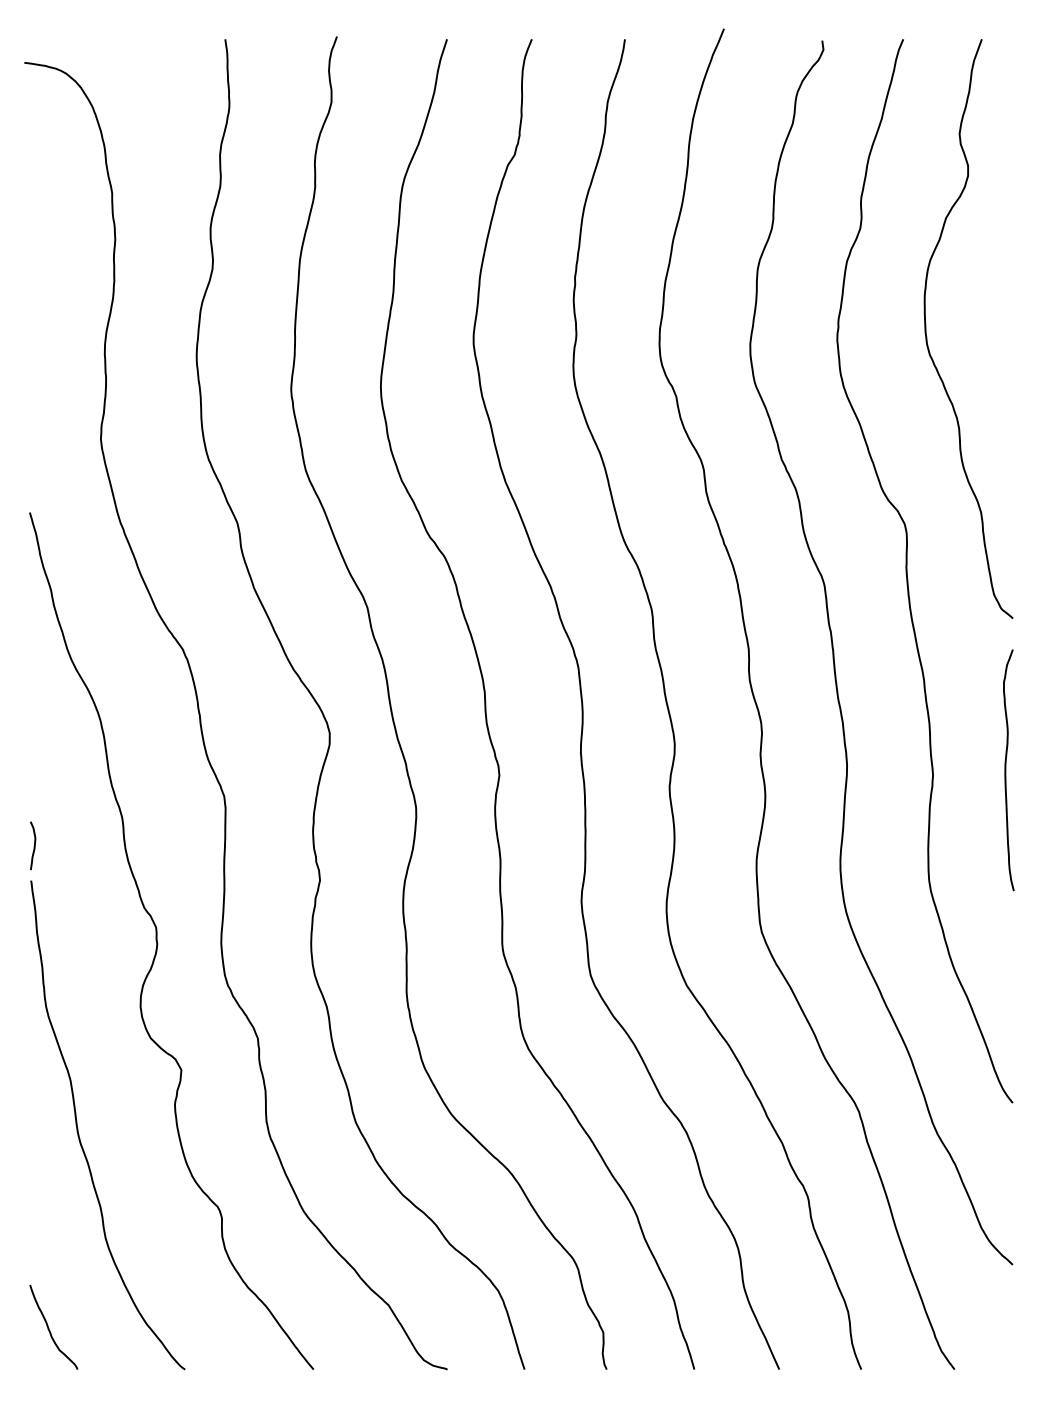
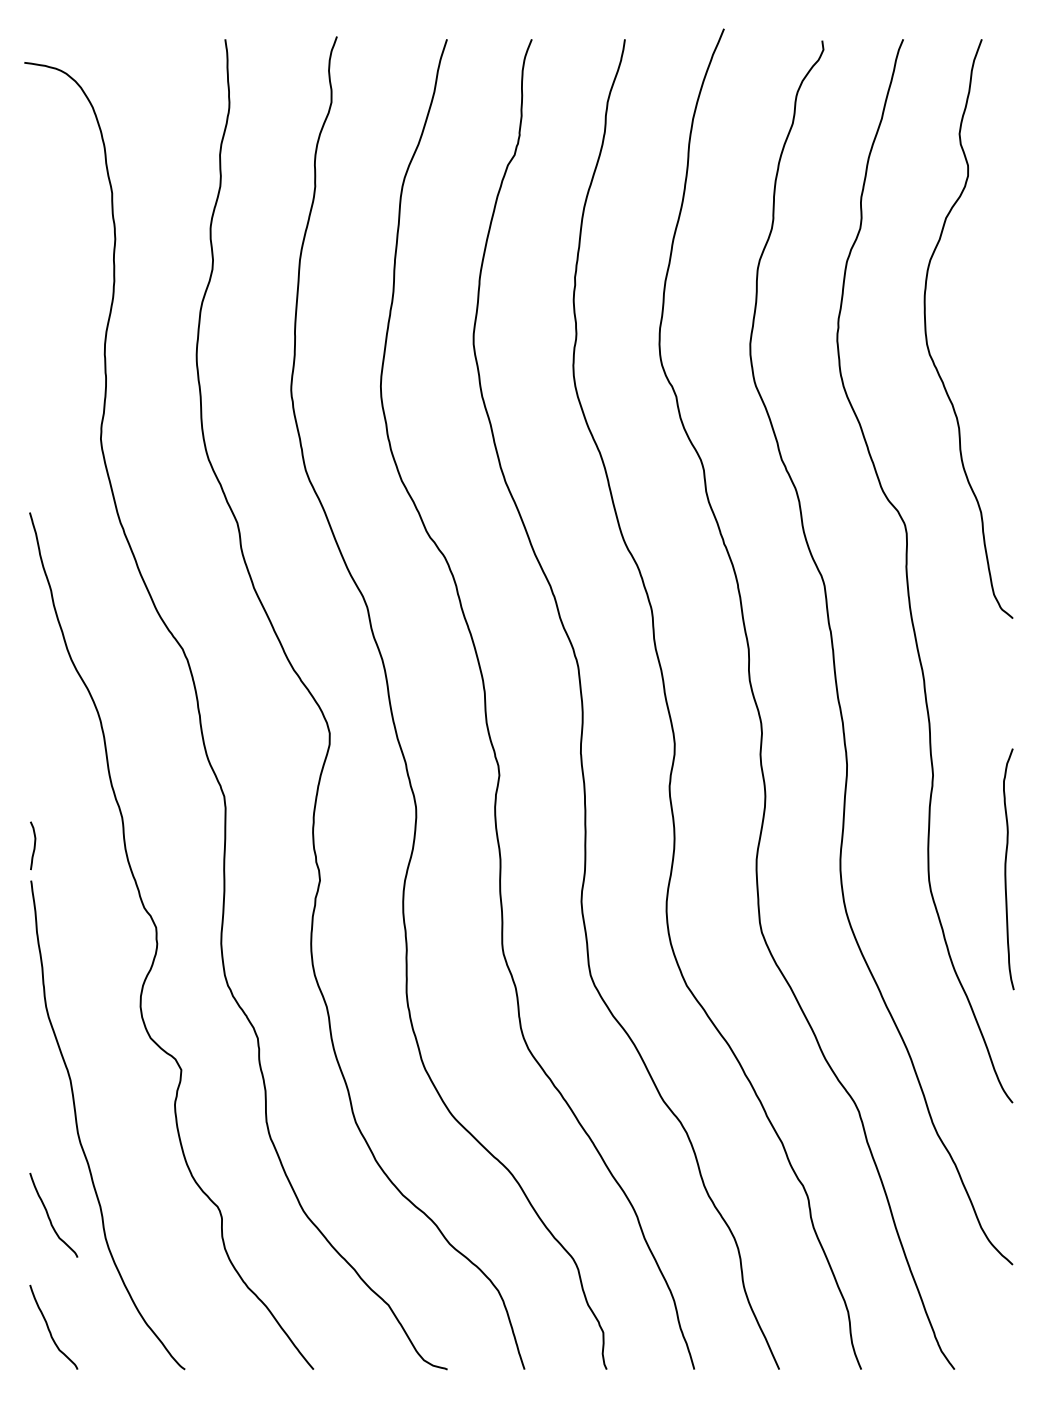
curve position: (1006, 770) -> (1006, 869) (1006, 869)
curve: none -> present (49, 1216)
